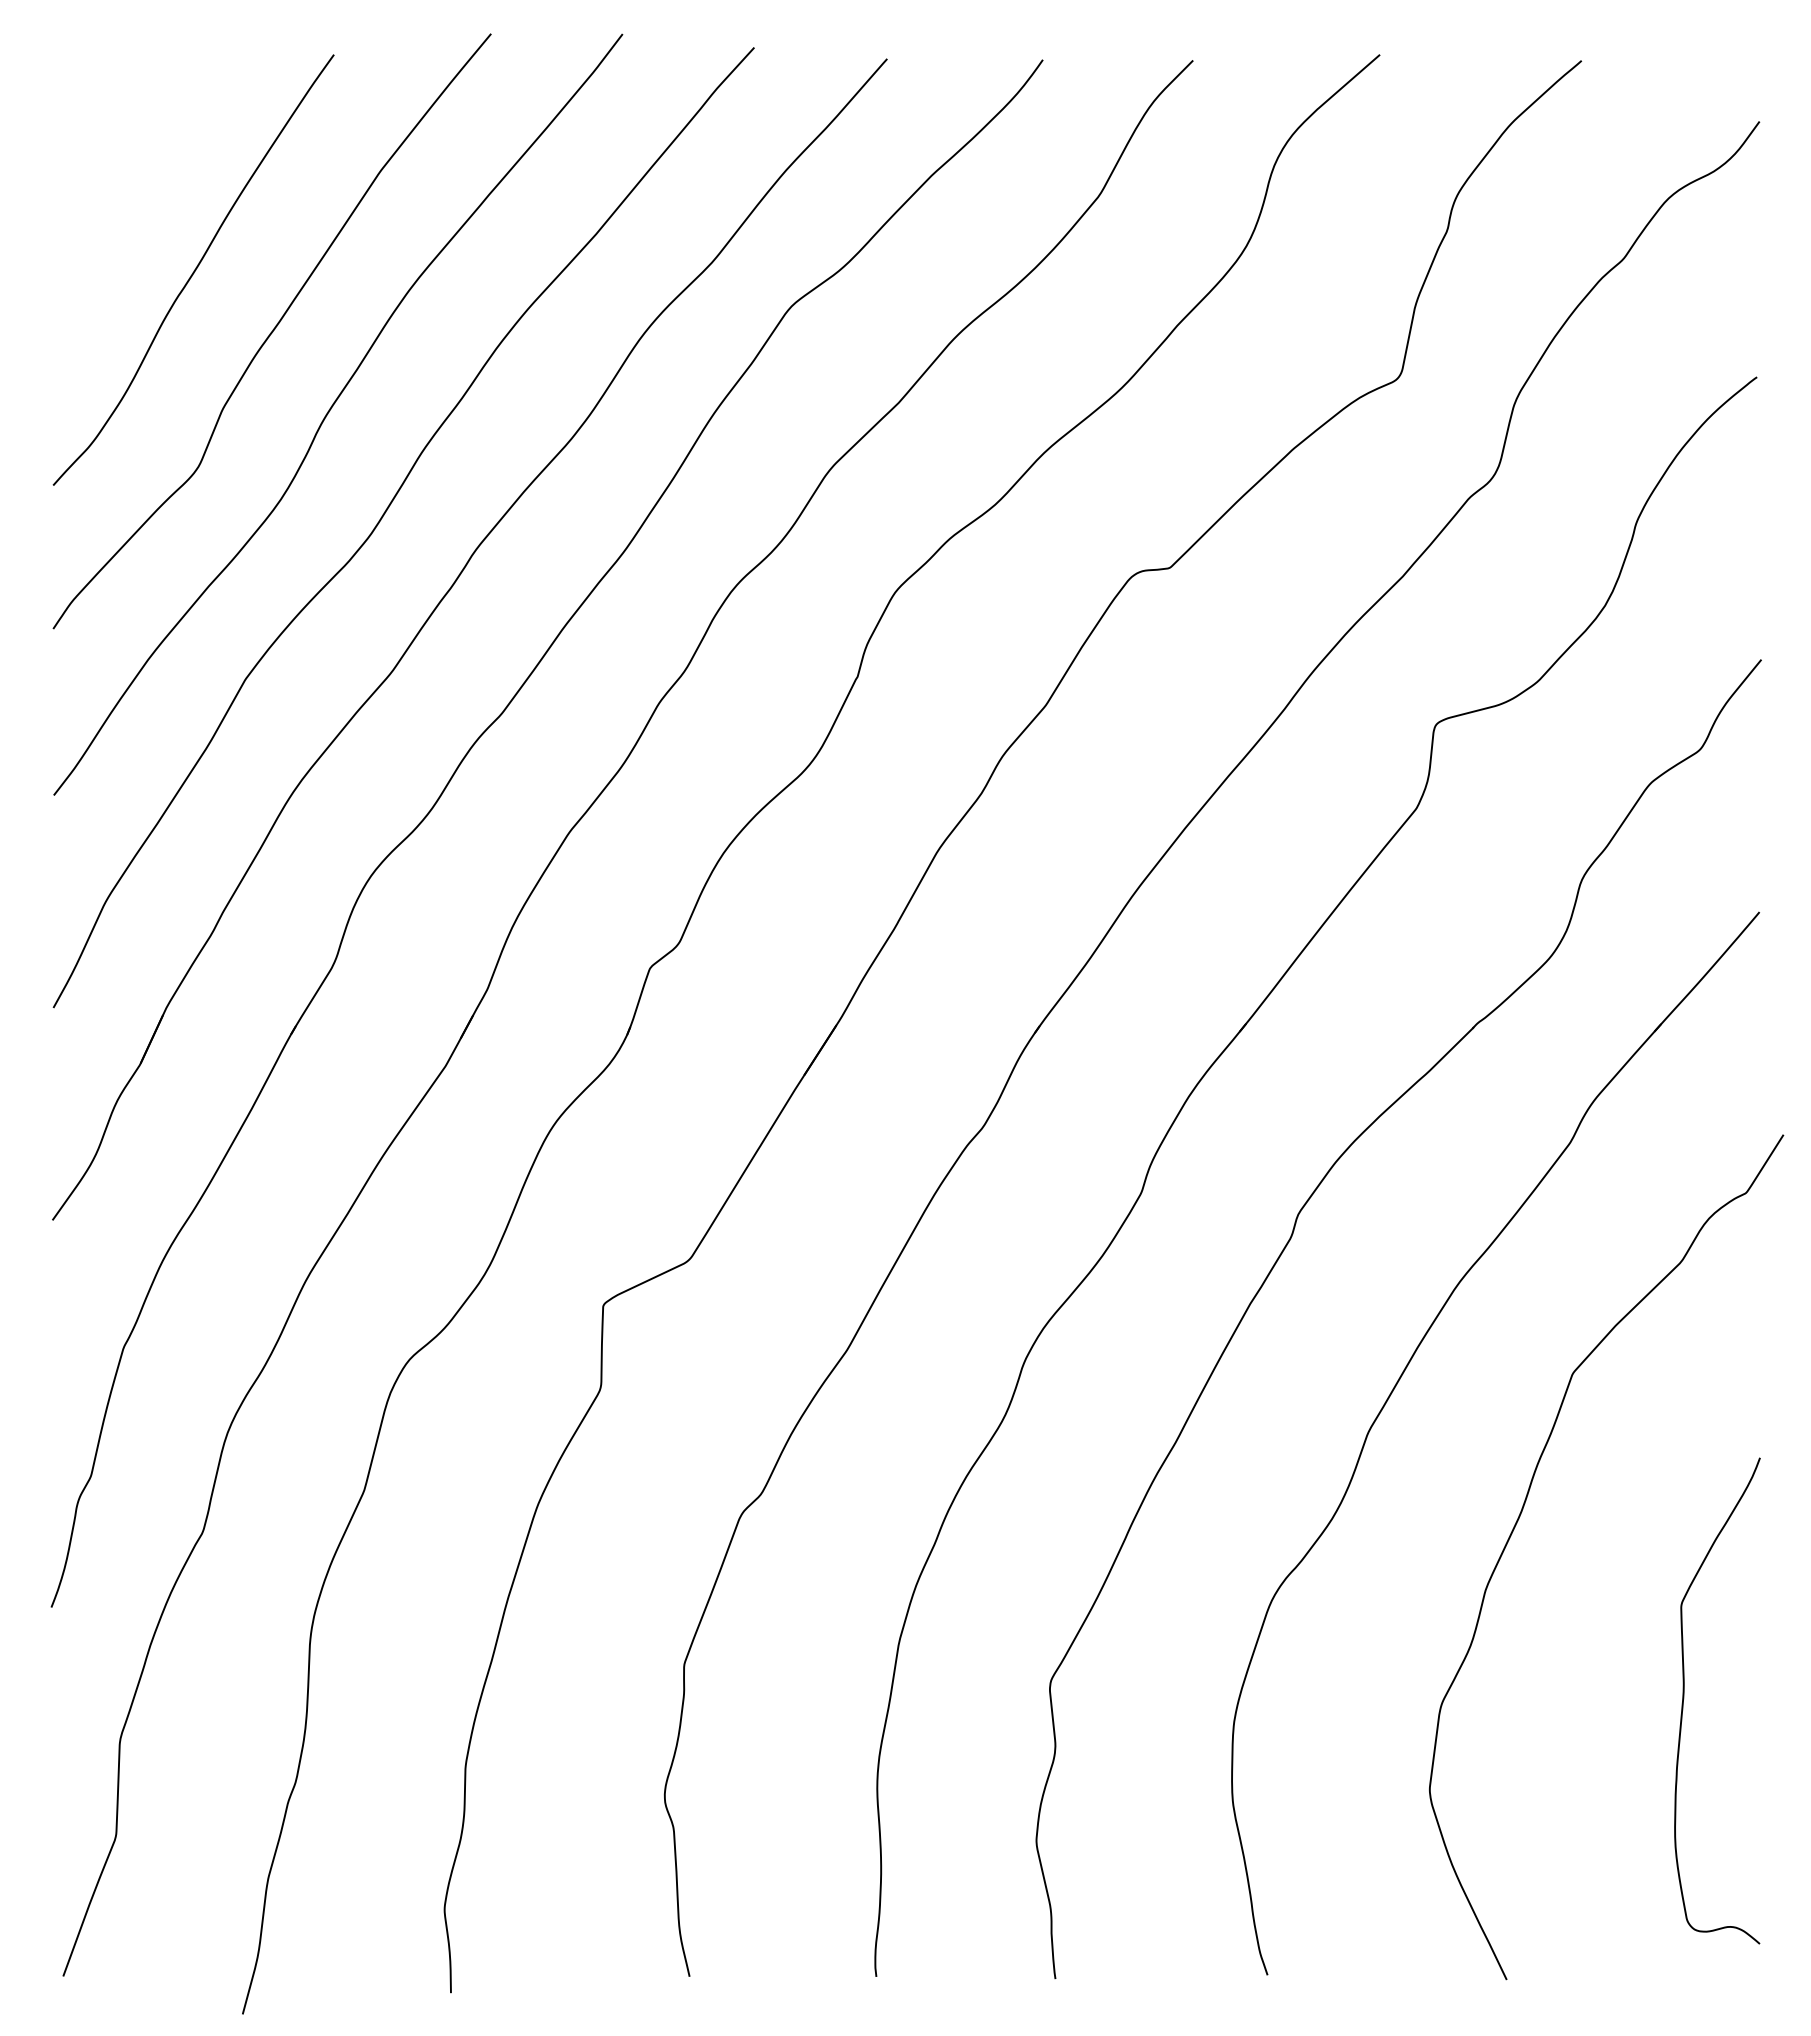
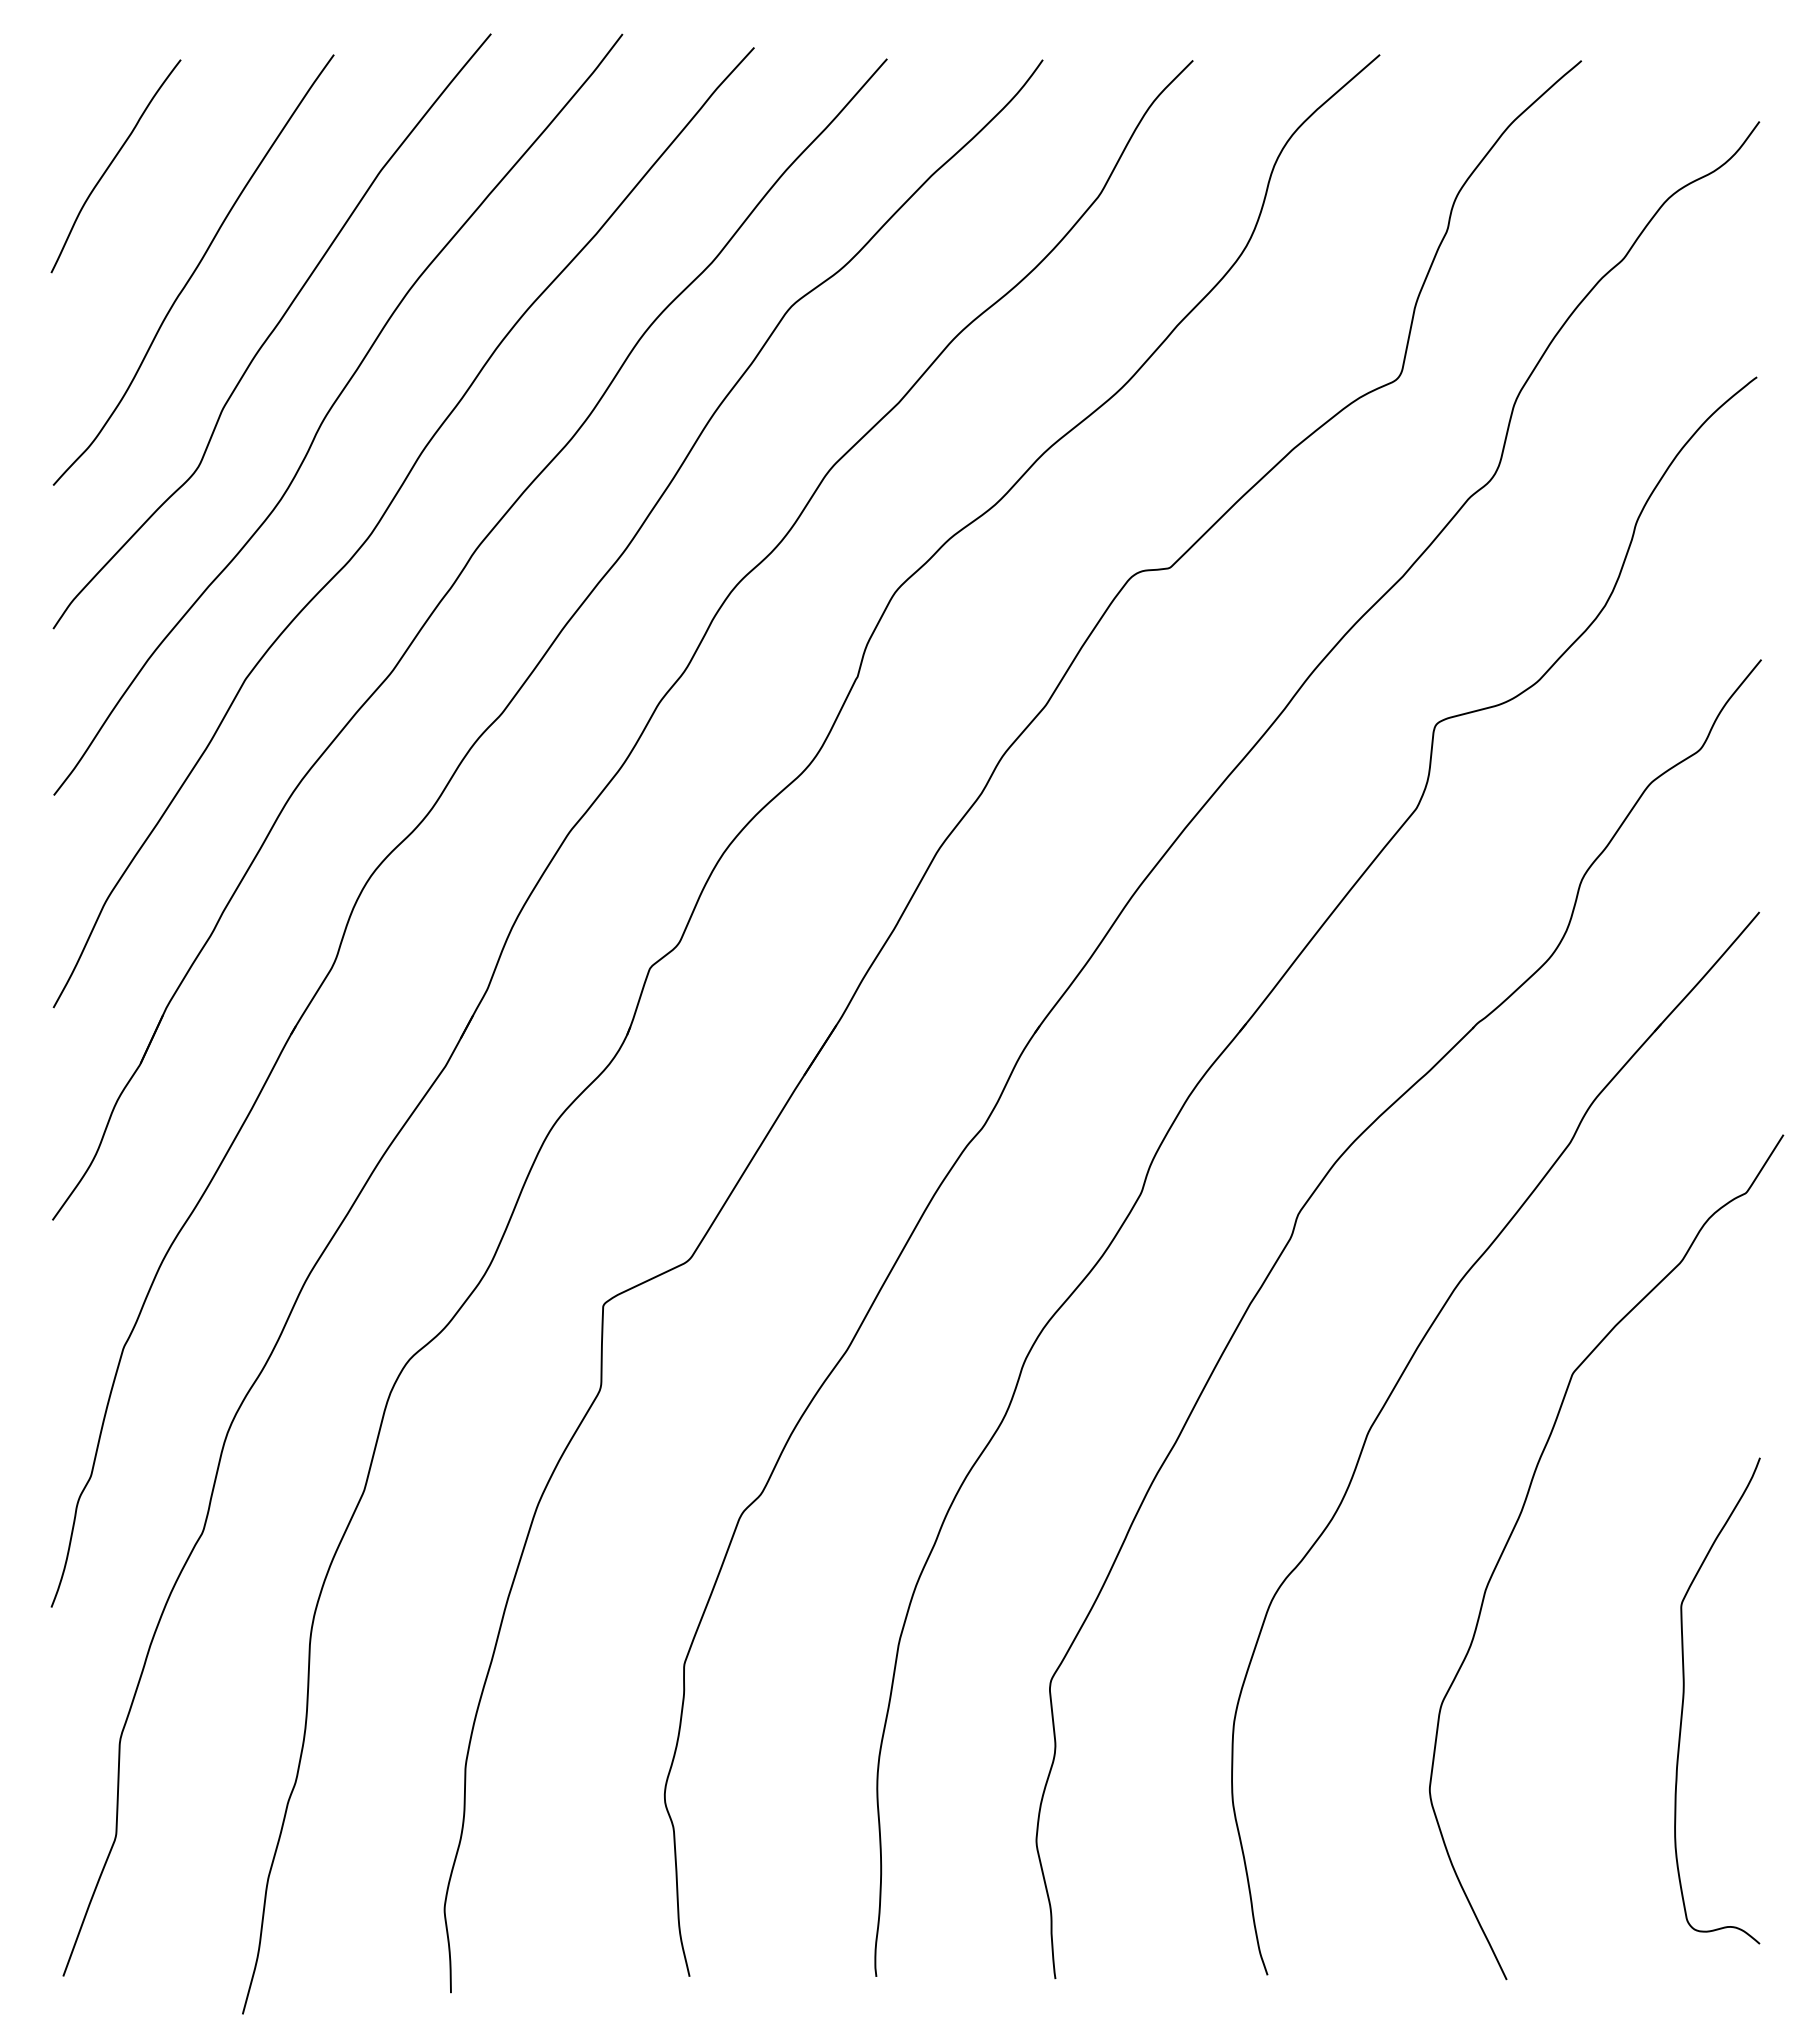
curve: none -> present (112, 163)
